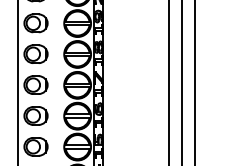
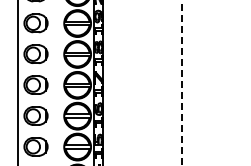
line: present -> none (168, 82)
line: present -> none (195, 82)
line: solid -> dashed (182, 83)
